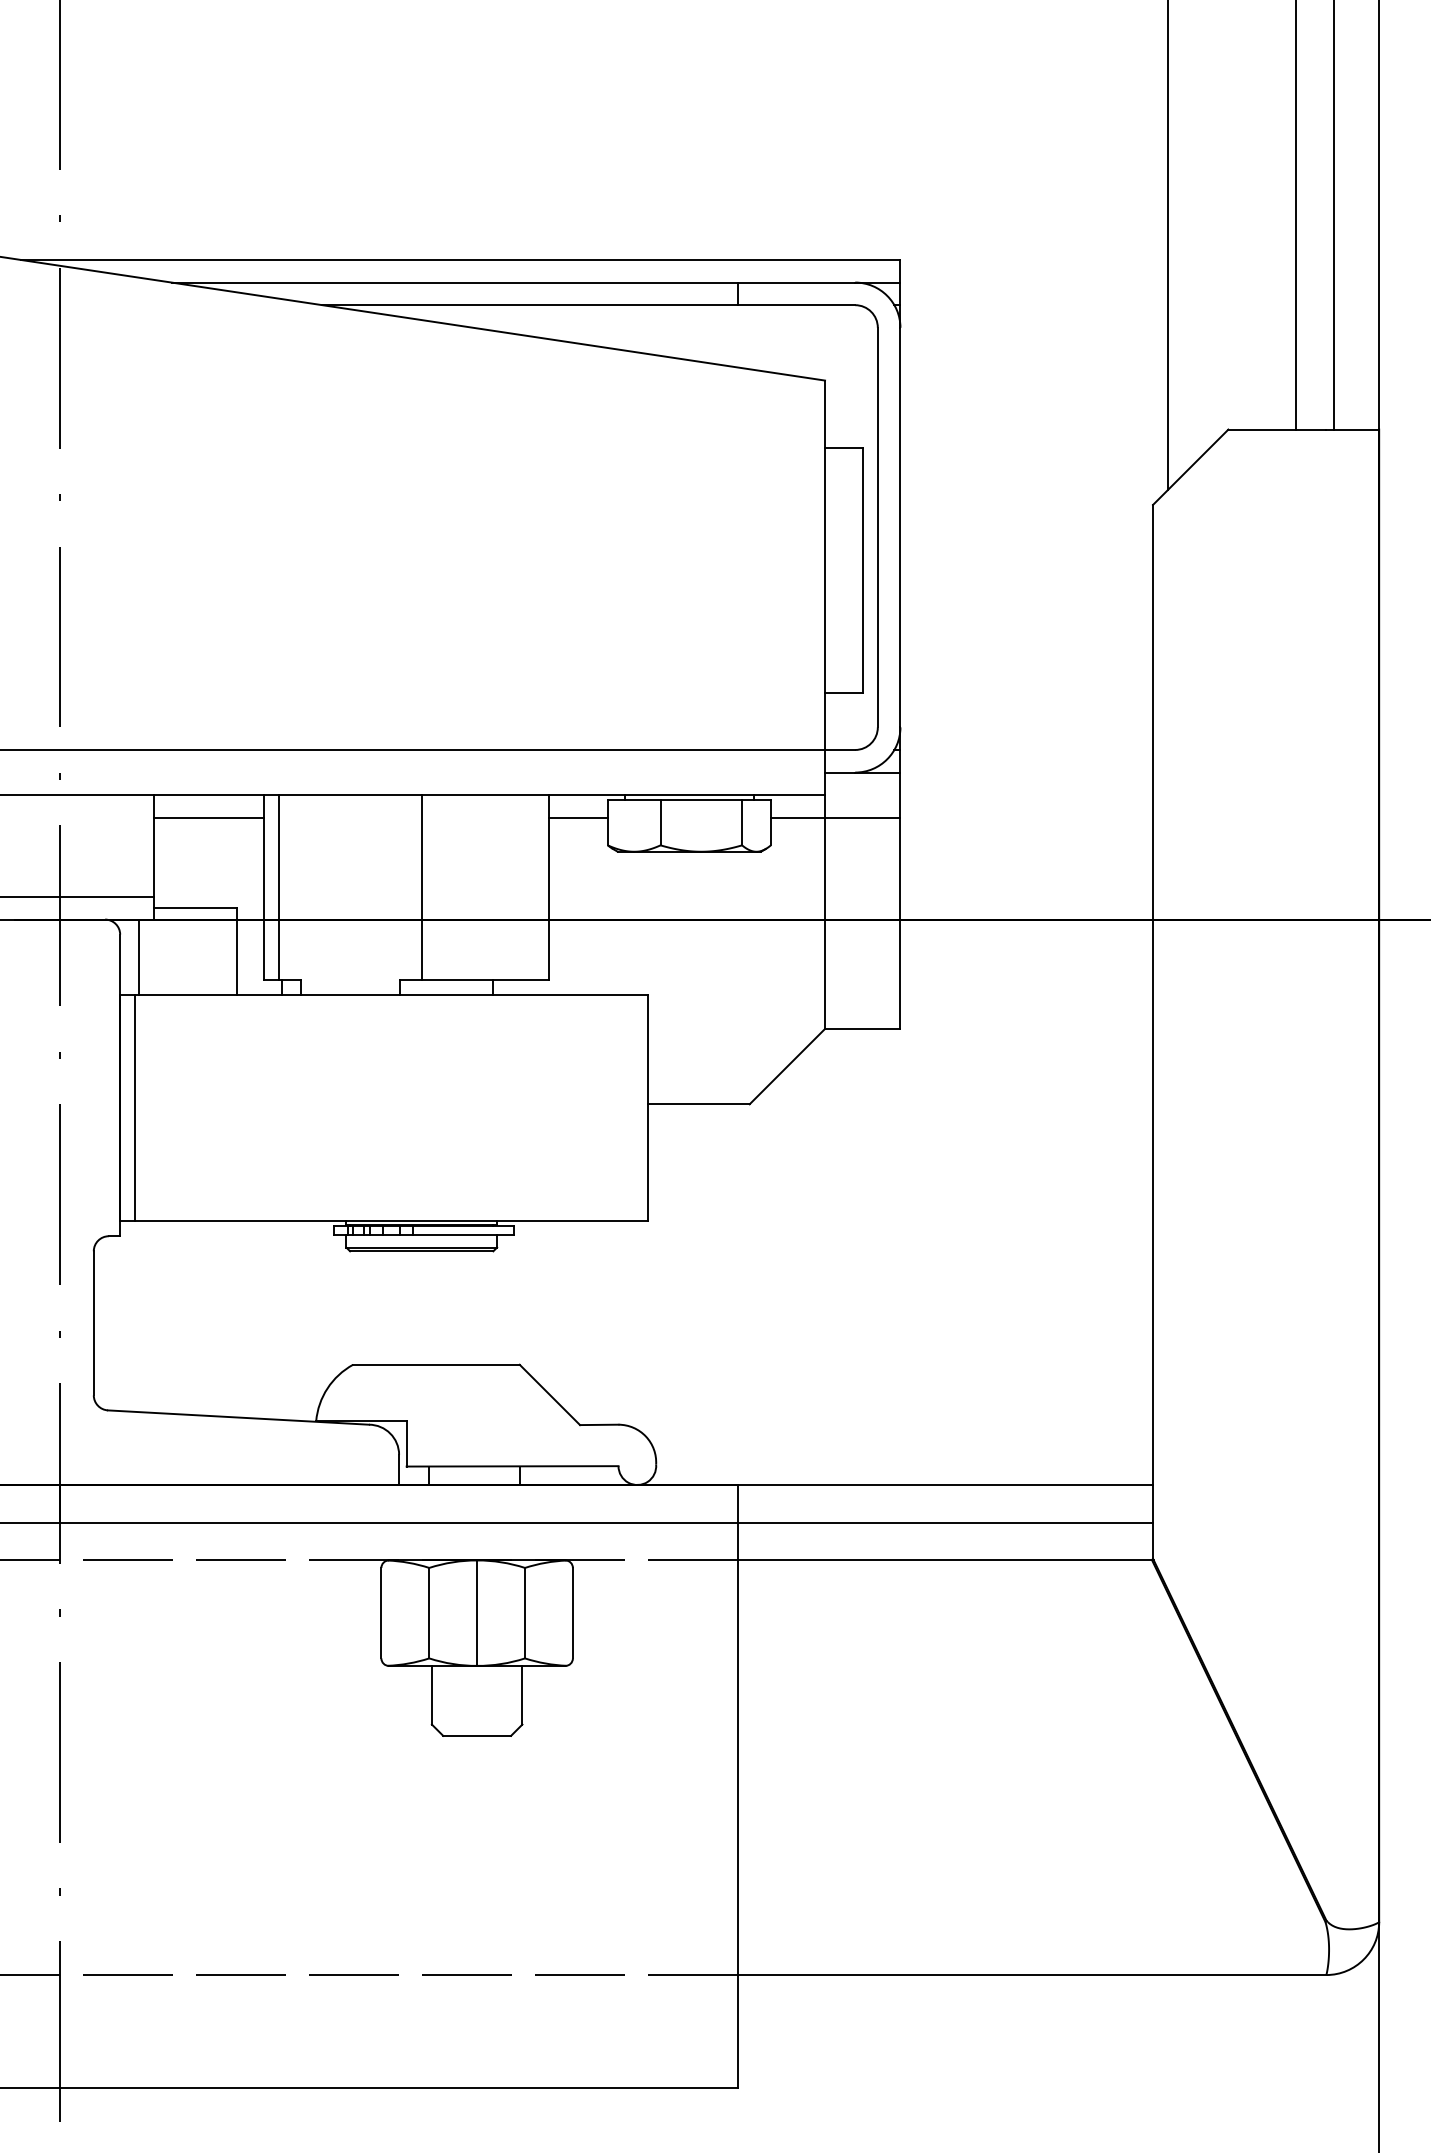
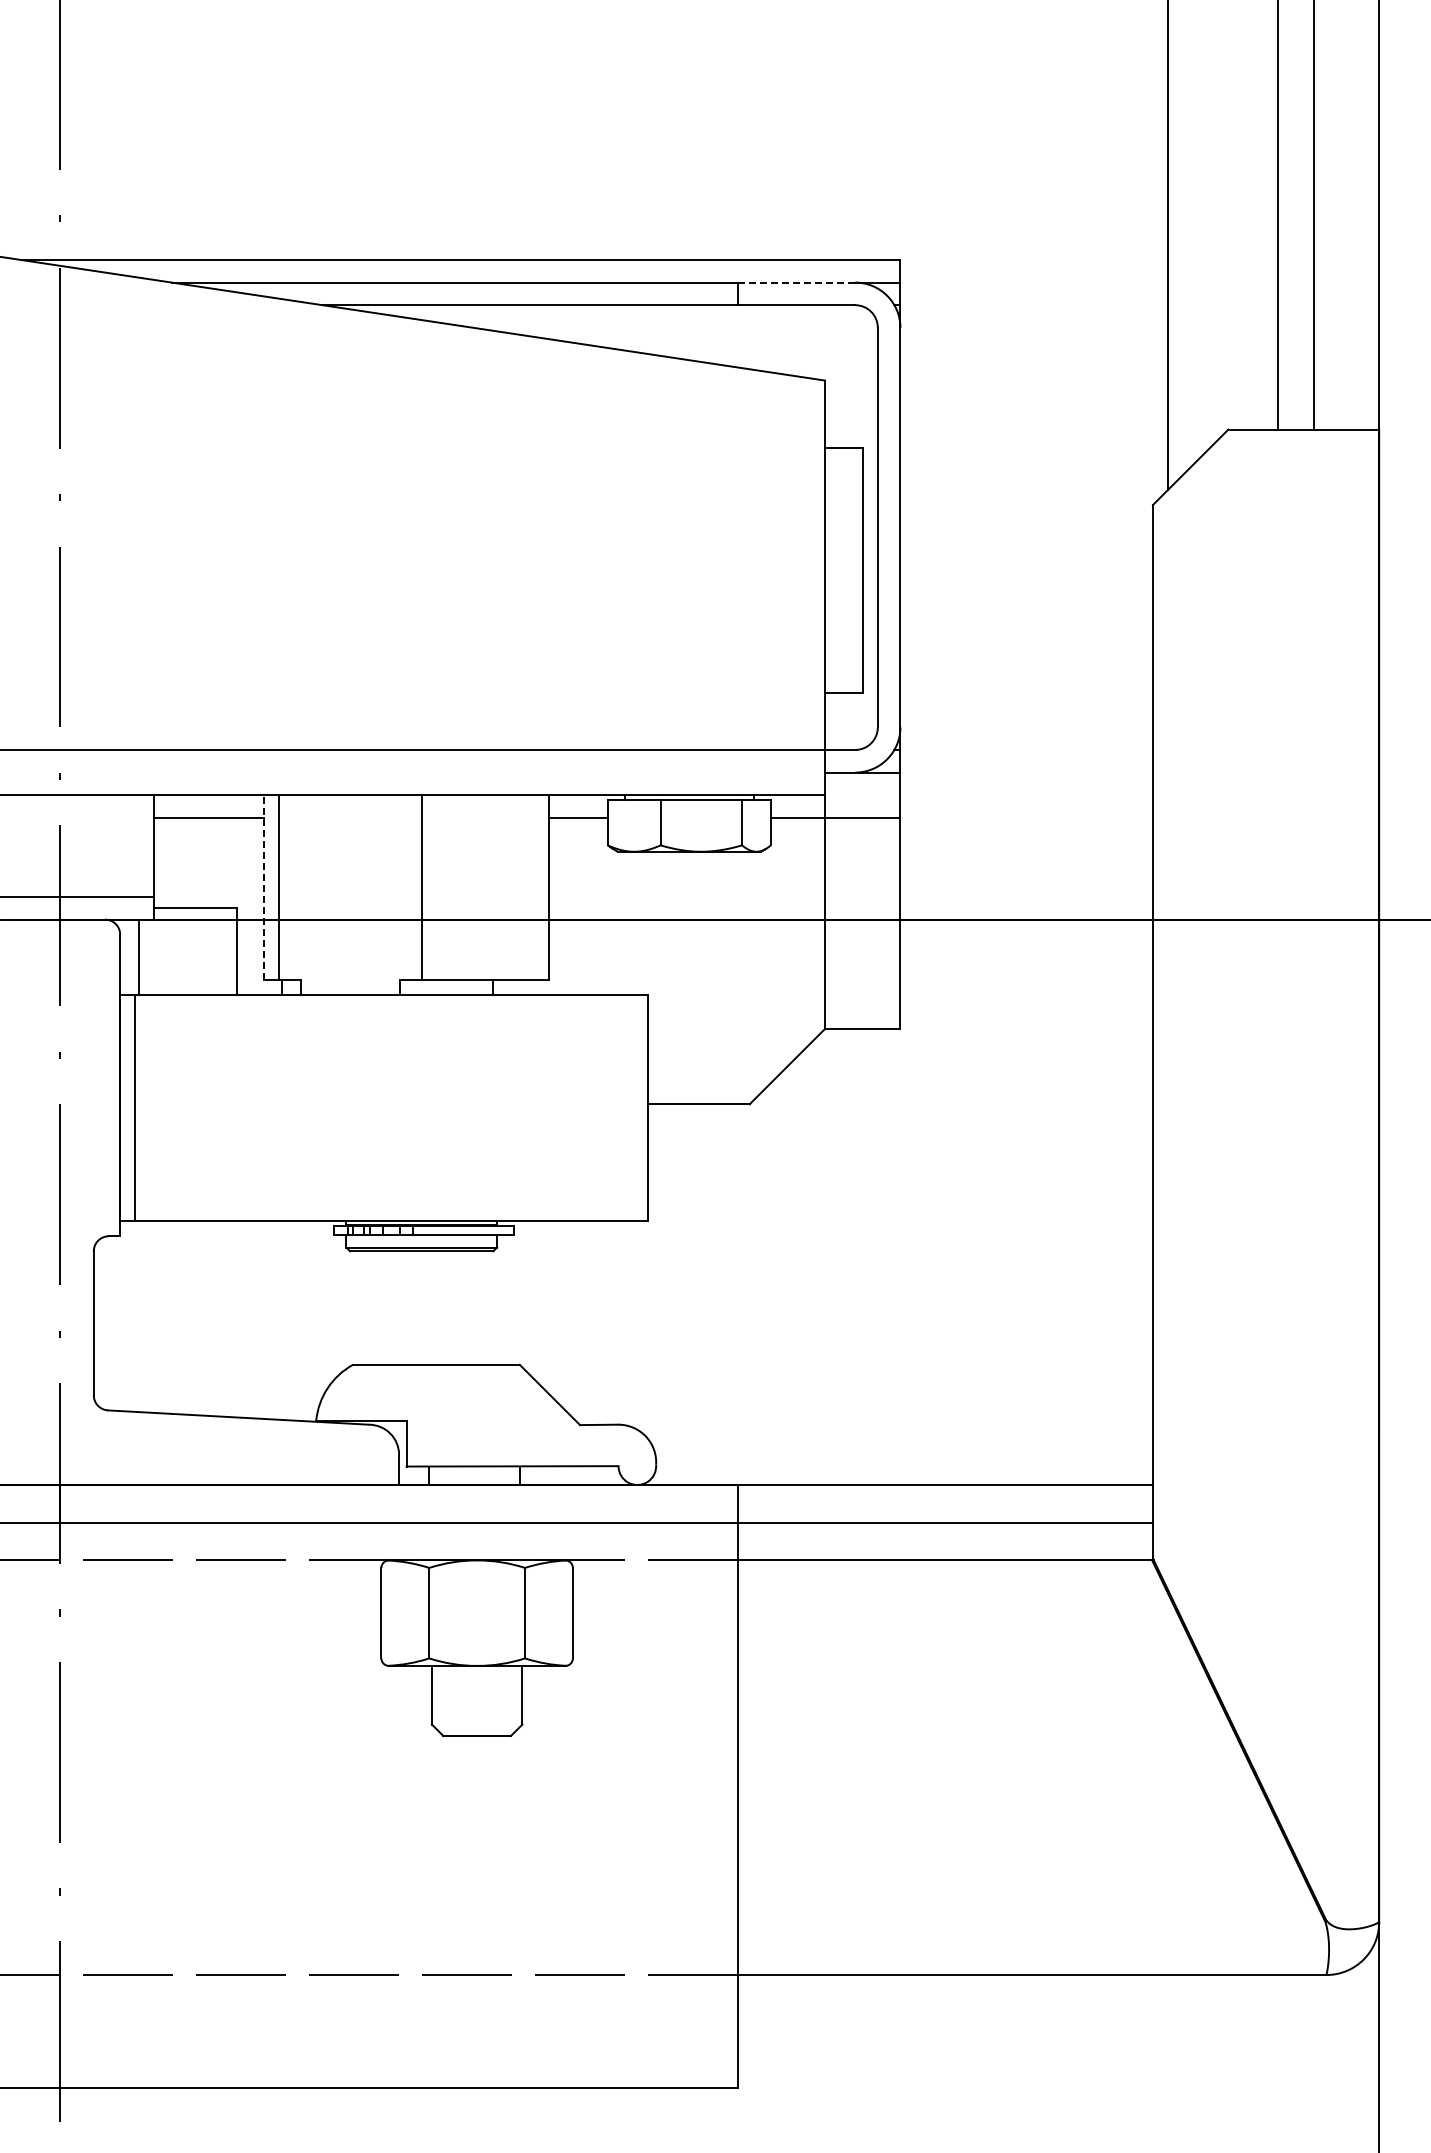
line position: (1296, 215) -> (1278, 215) (1278, 215)
line position: (1333, 215) -> (1313, 215) (1313, 215)
line: solid -> dashed (796, 282)
line: solid -> dashed (264, 887)
line: present -> none (477, 1612)
